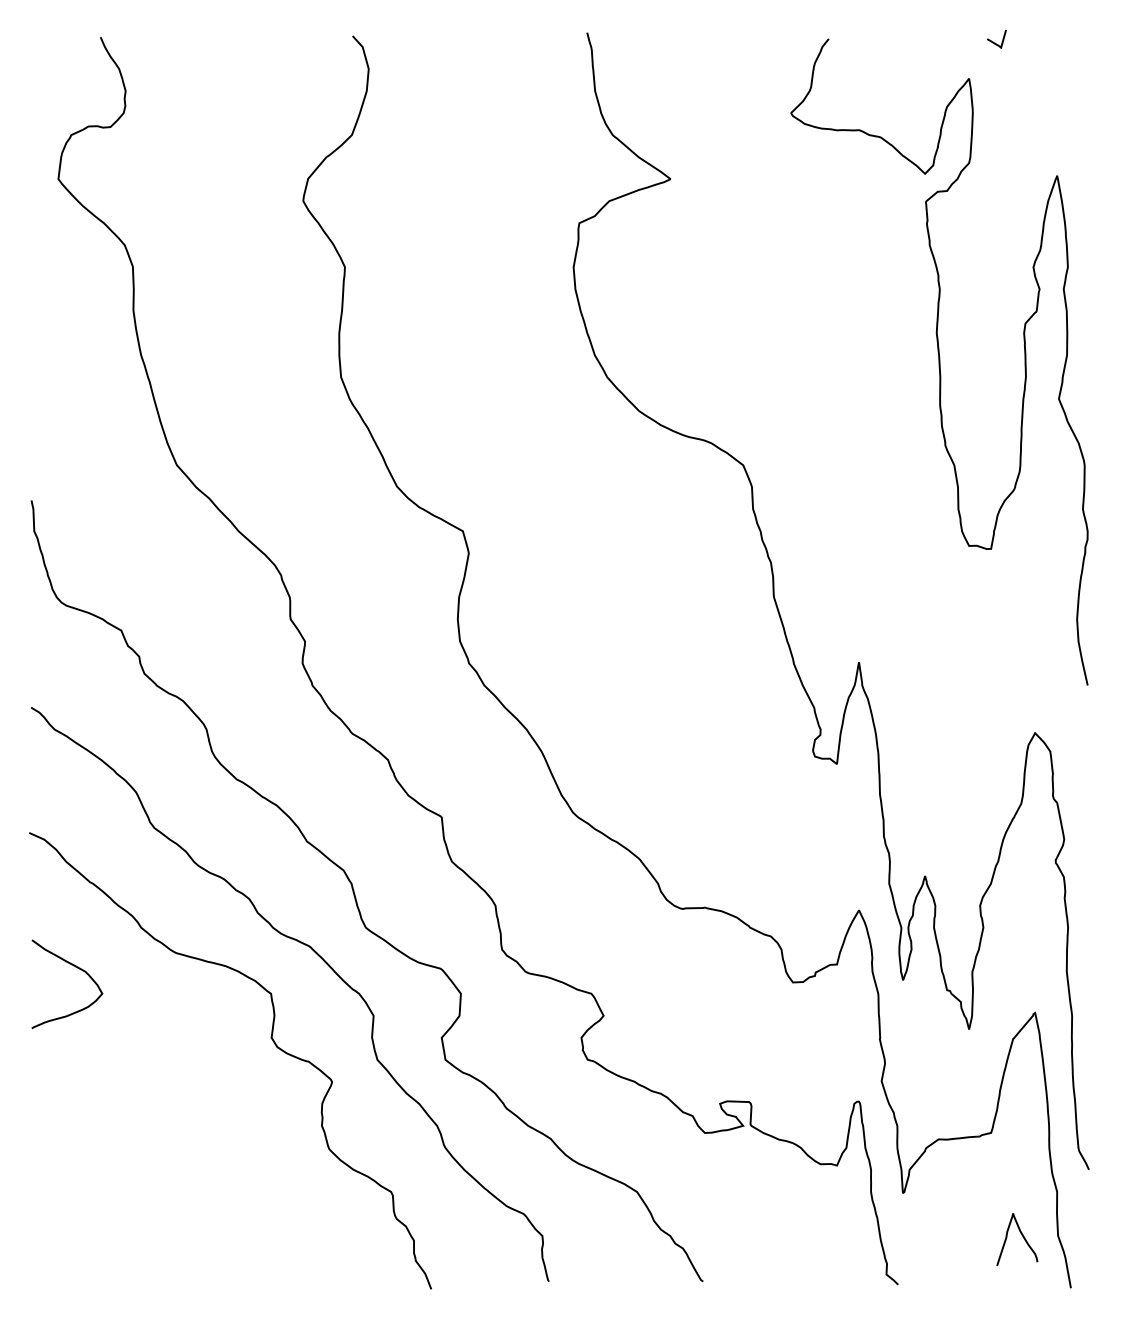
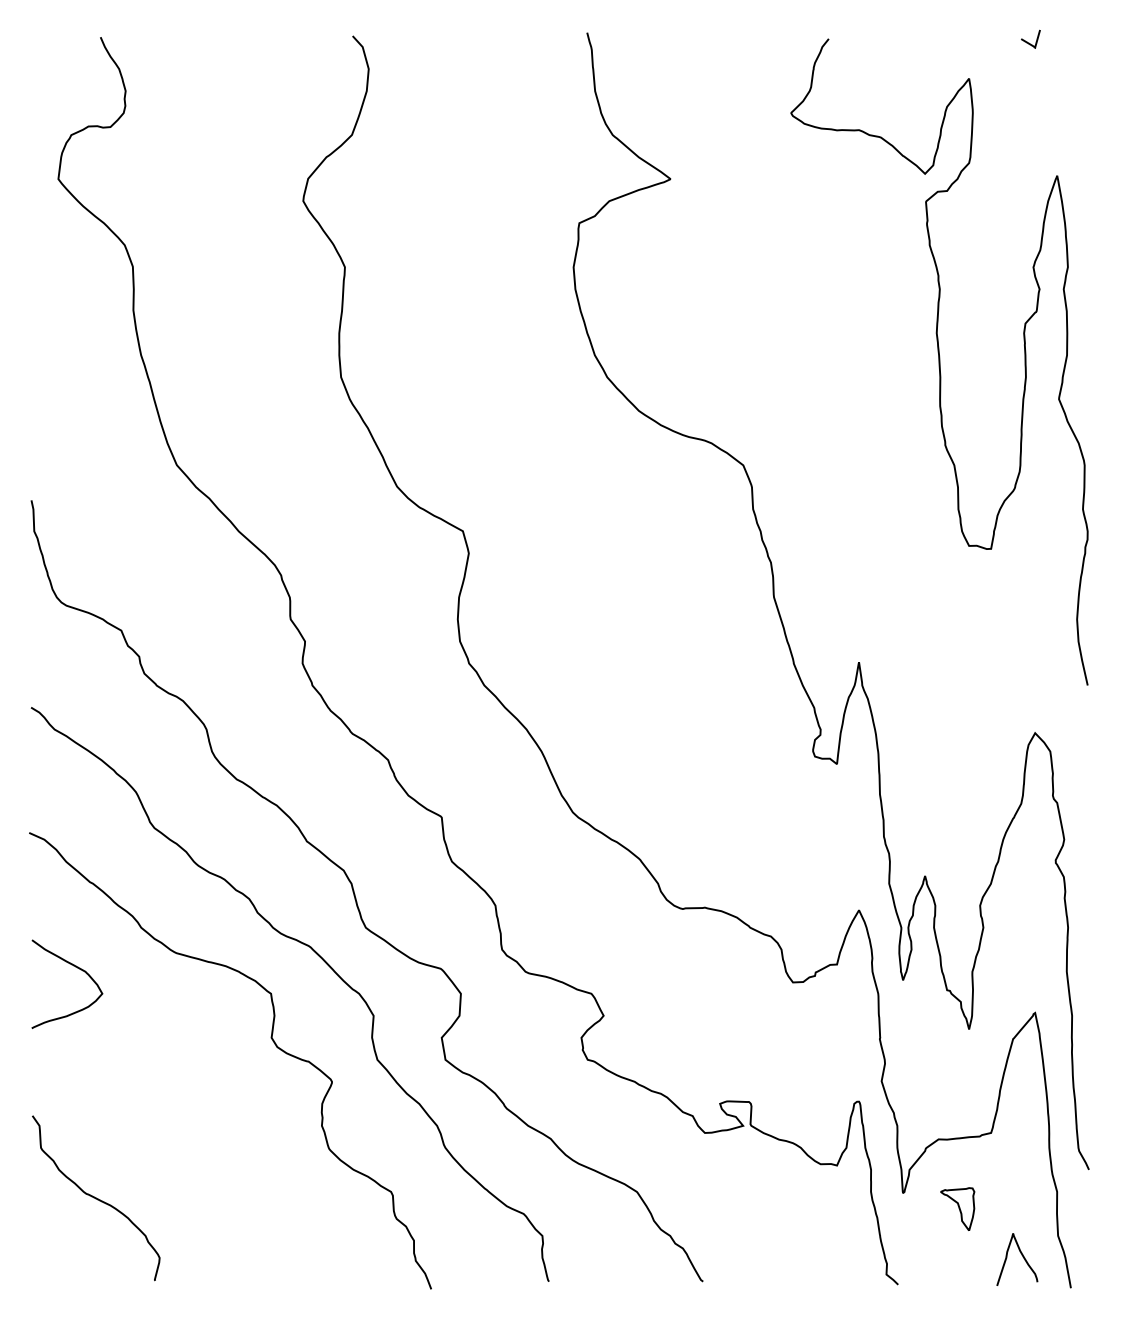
curve position: (995, 42) -> (1029, 42) (1029, 42)
curve: none -> present (96, 1198)
part: none -> present (957, 1208)
curve position: (1022, 1237) -> (1022, 1257) (1022, 1257)
